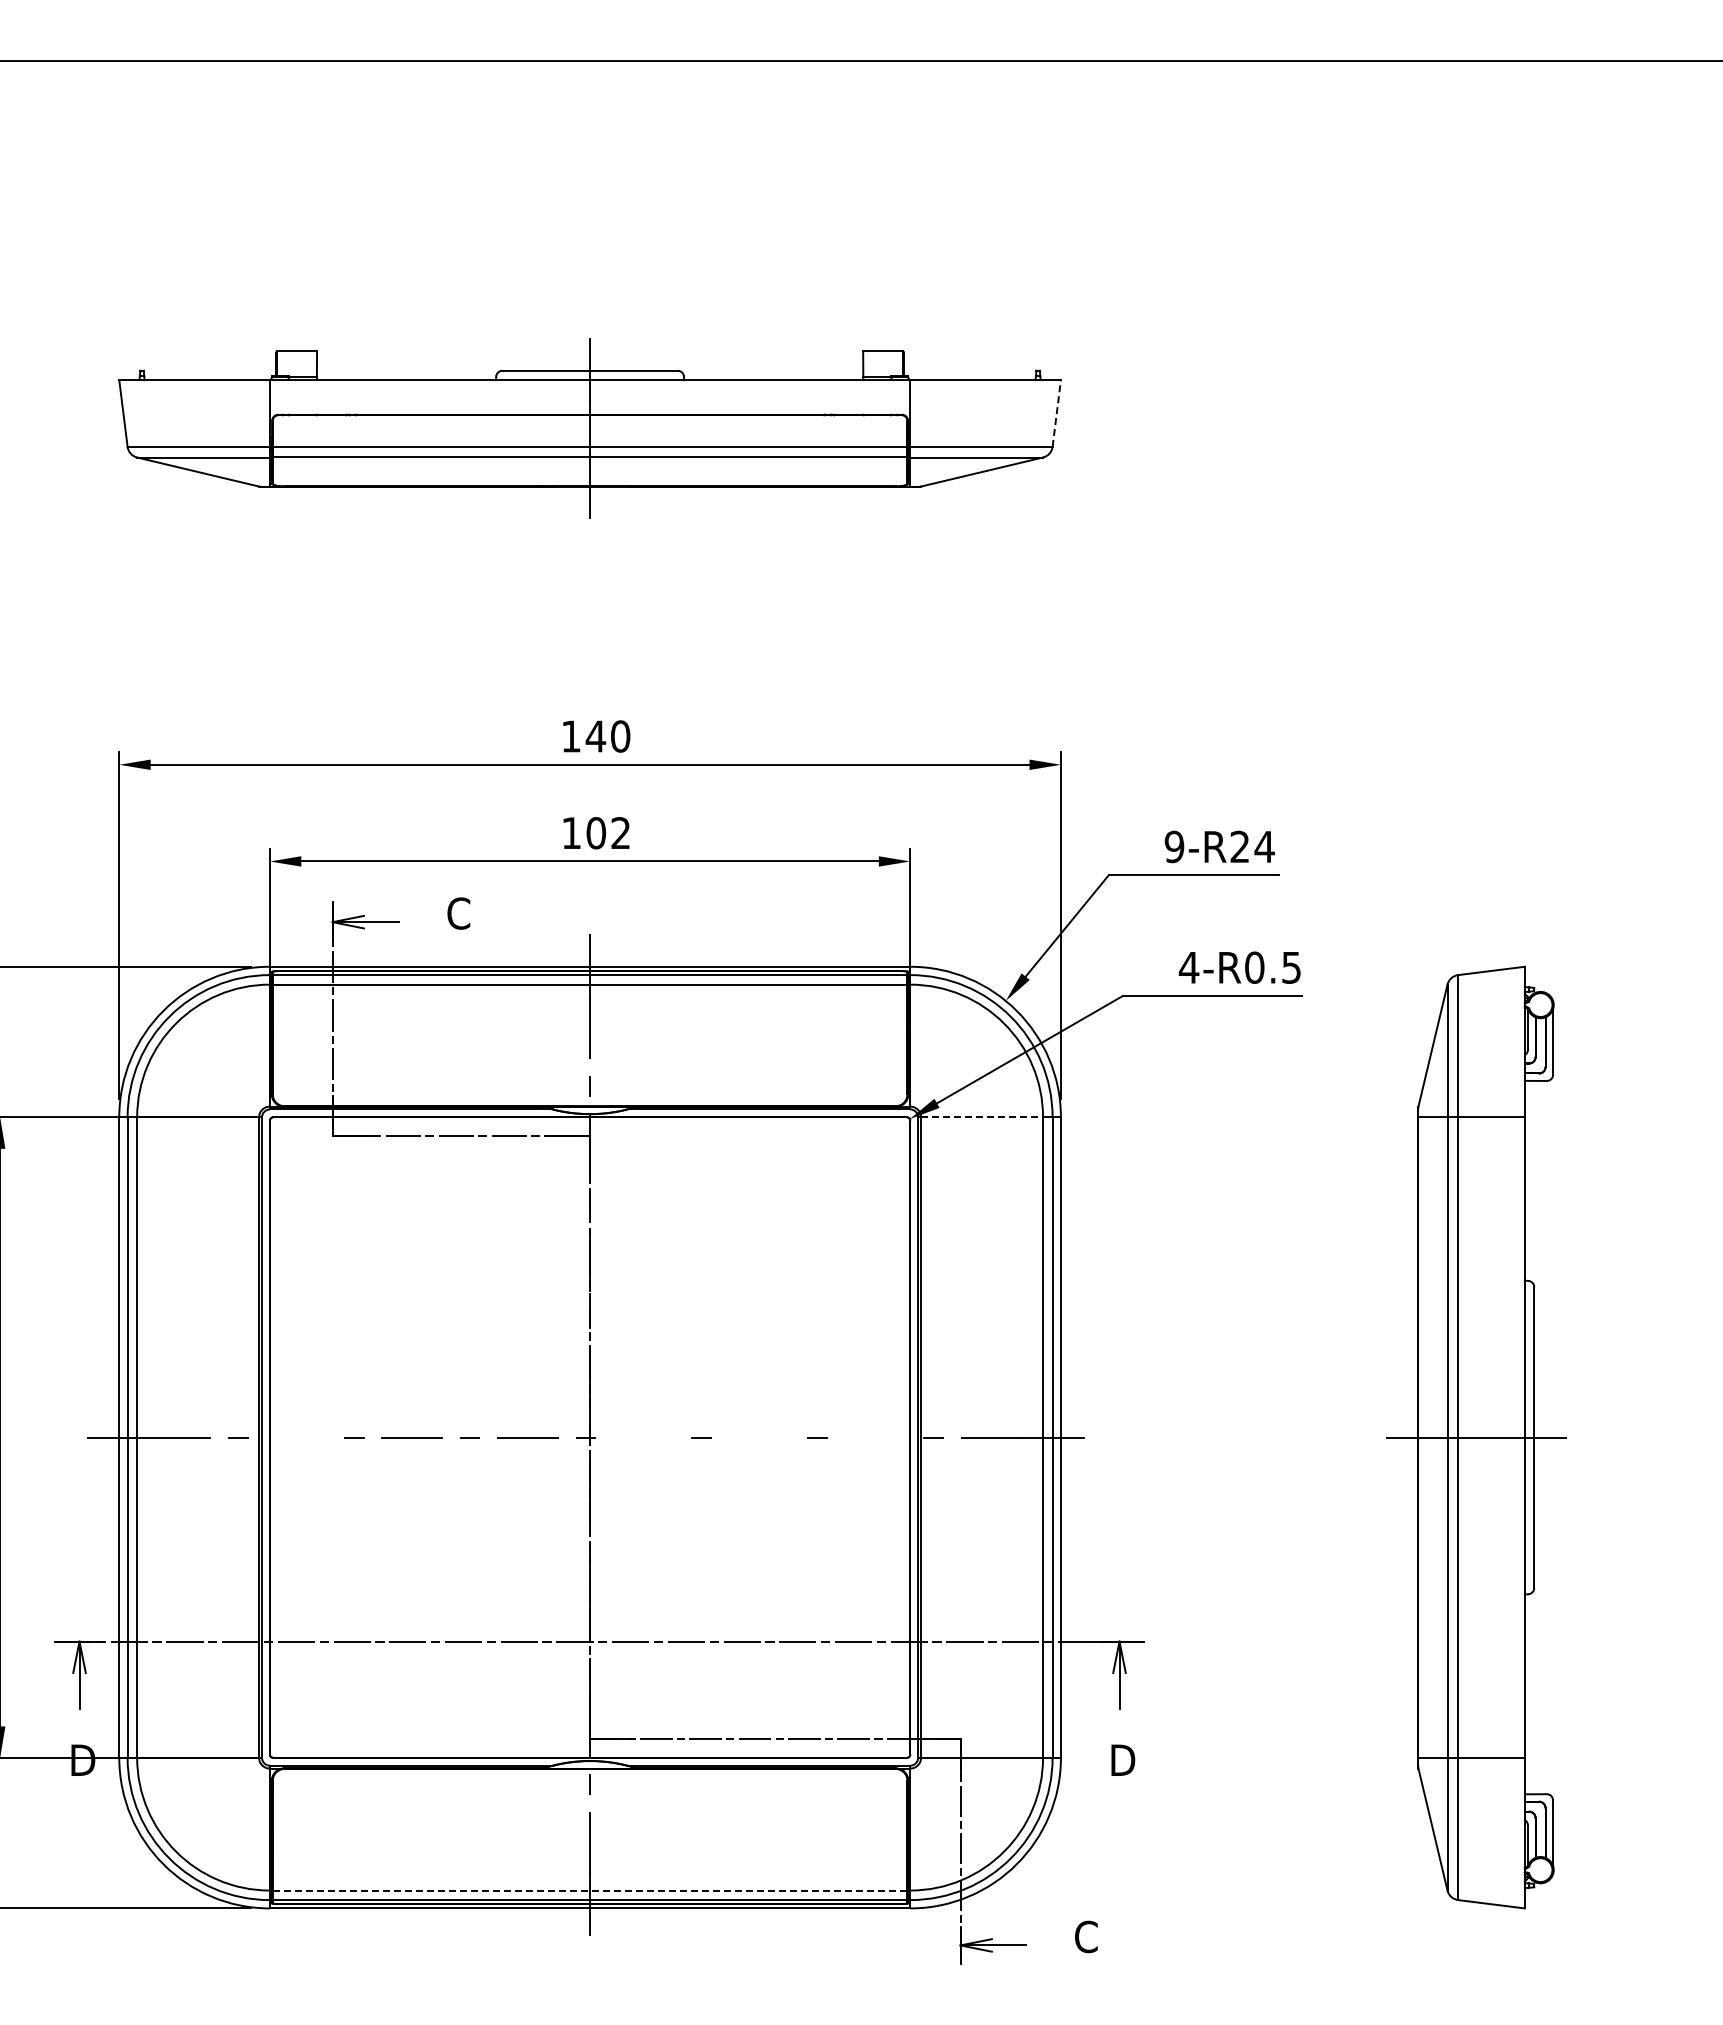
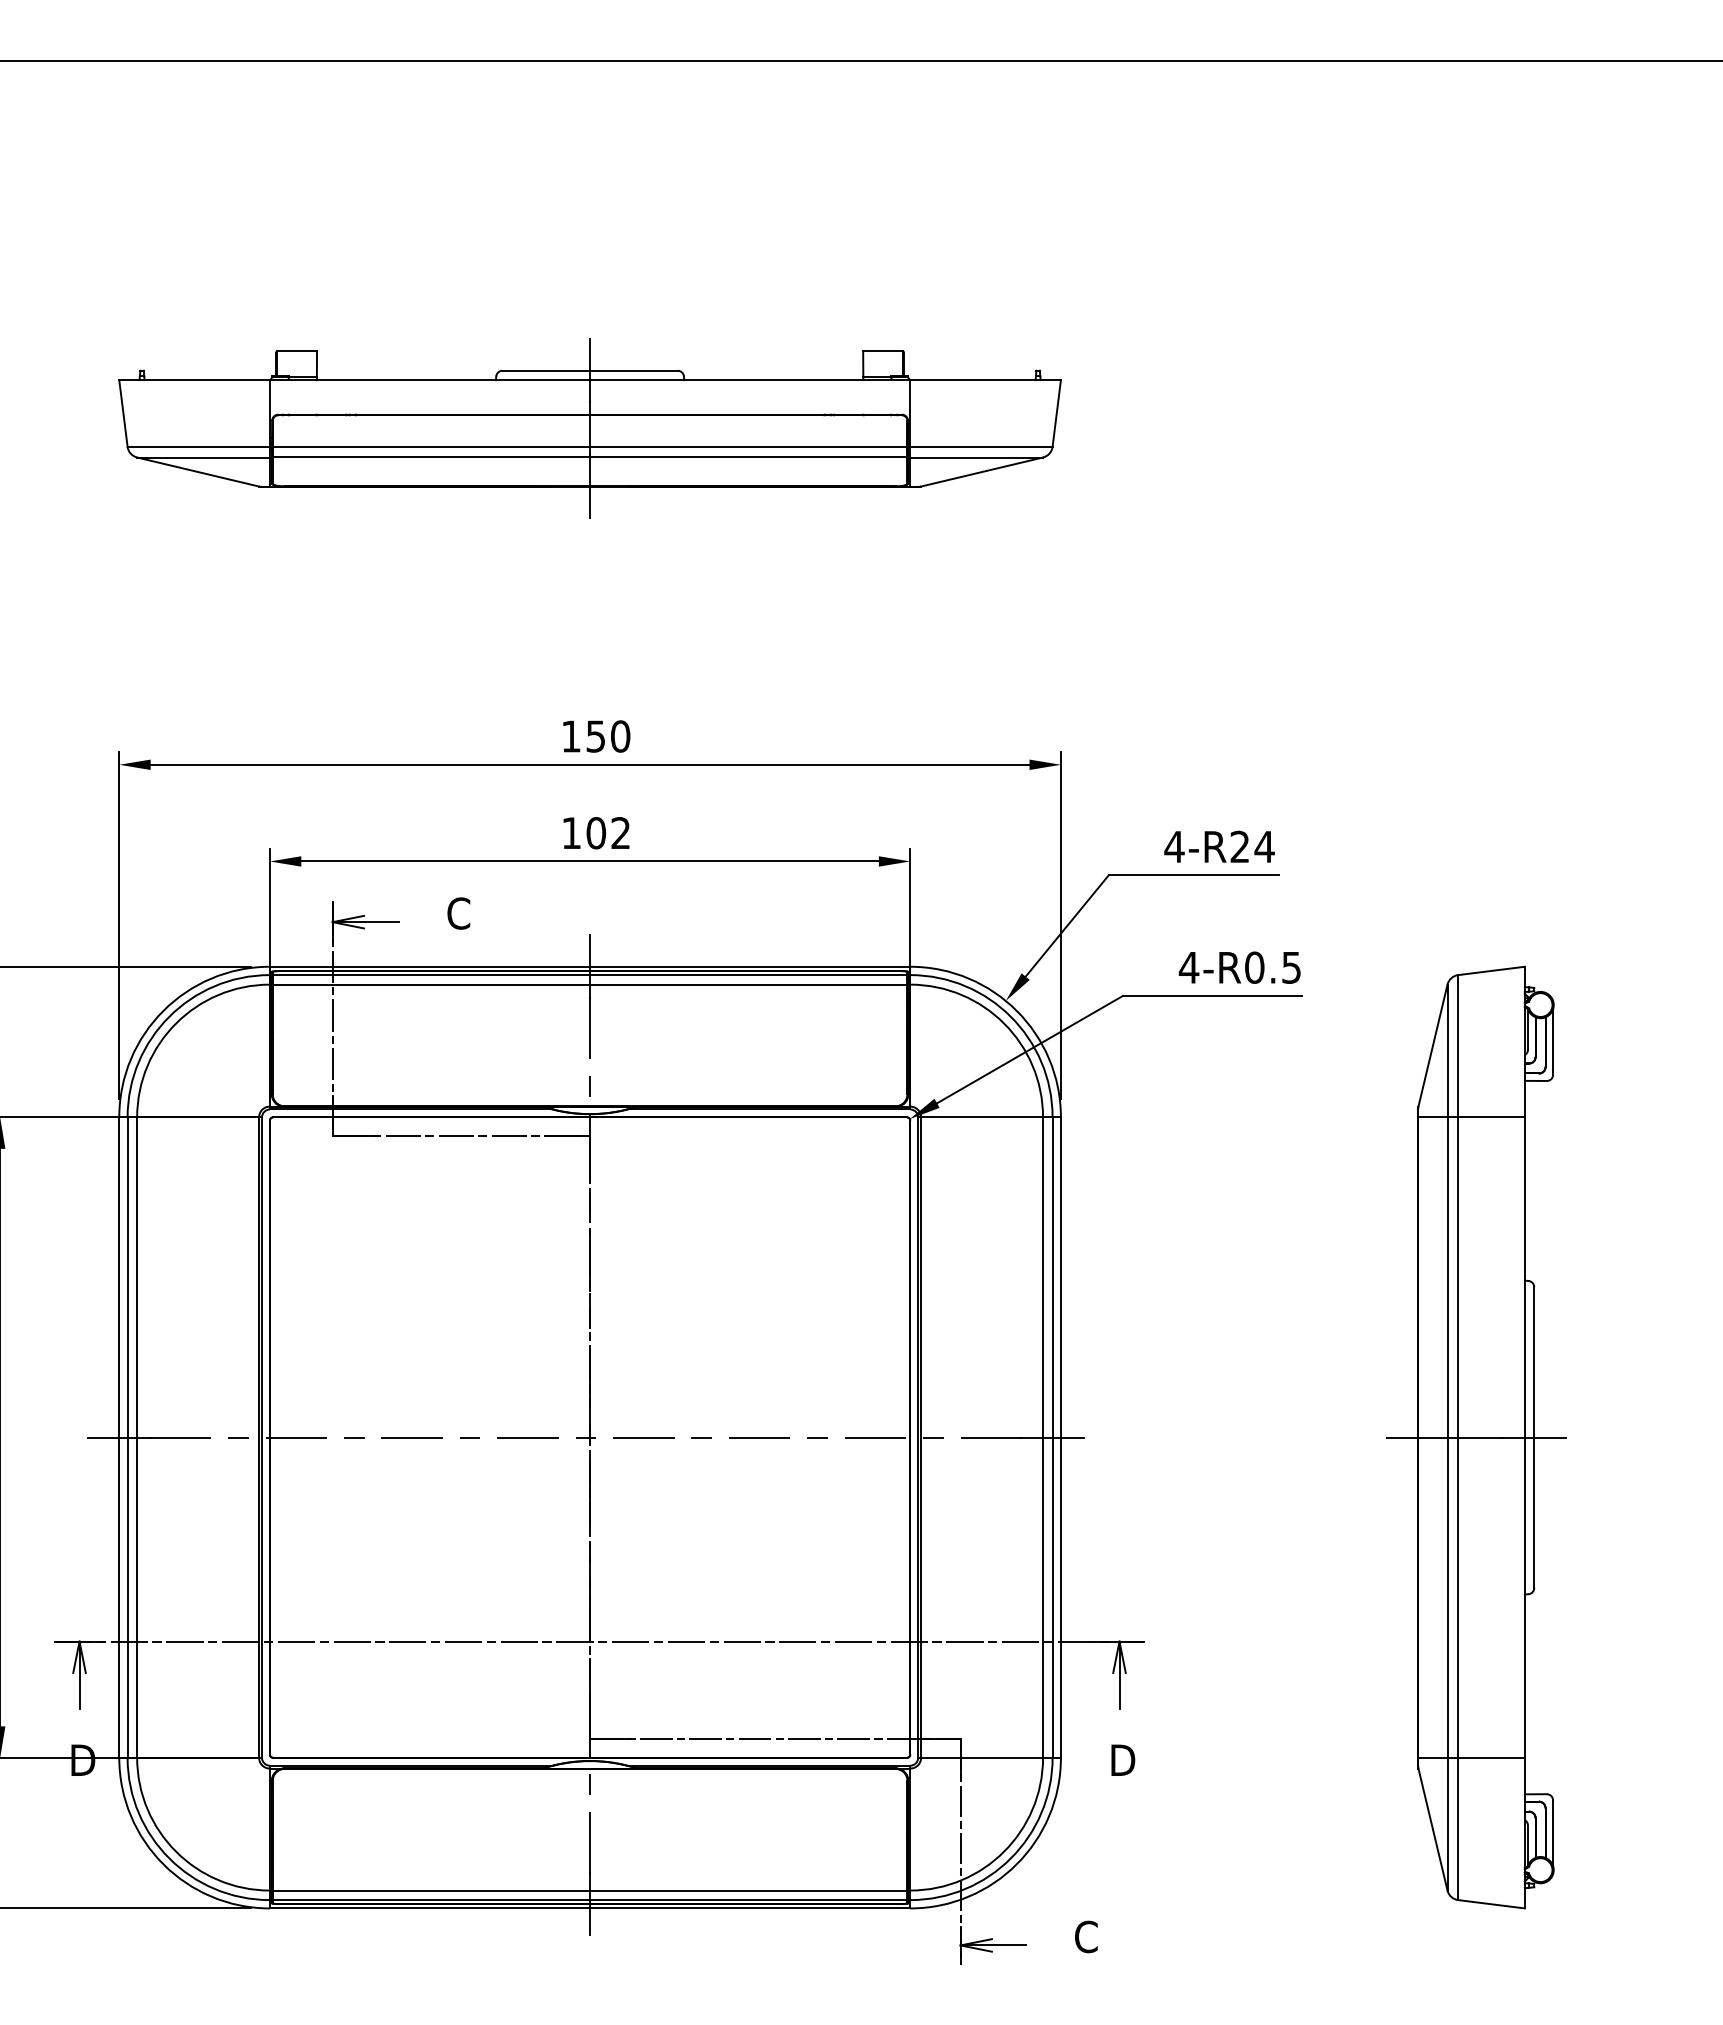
line: dashed -> solid (1056, 413)
text: 140 -> 150 (595, 736)
text: 9-R24 -> 4-R24 (1174, 846)
line: dashed -> solid (982, 1117)
line: none -> present (295, 1437)
line: none -> present (643, 1437)
line: none -> present (759, 1437)
line: none -> present (875, 1437)
line: dashed -> solid (589, 1890)
